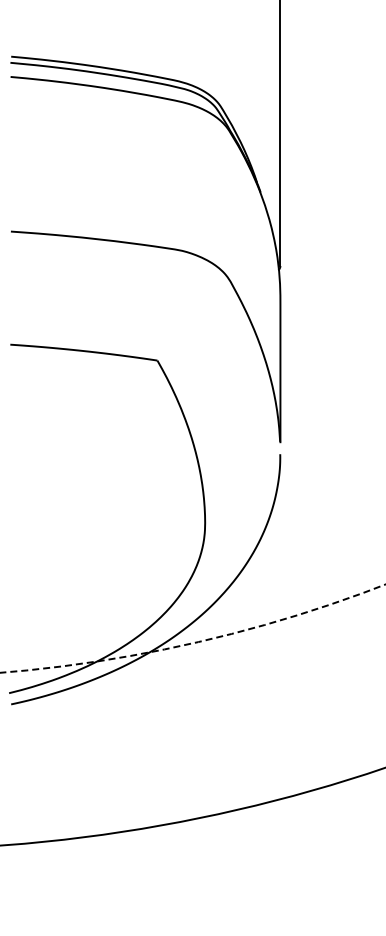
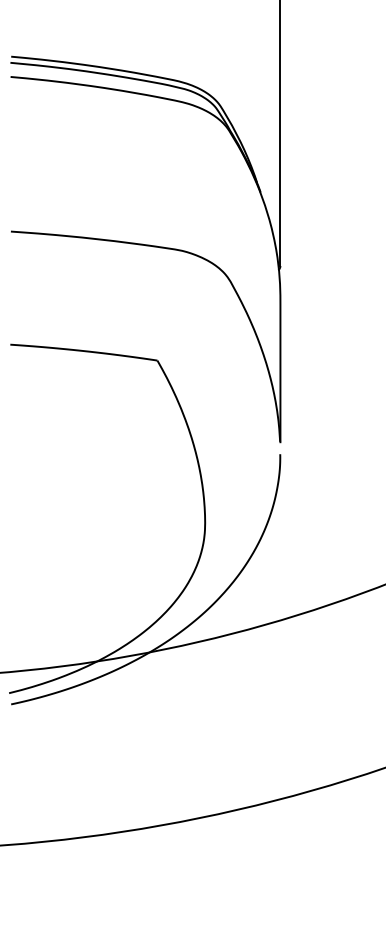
circle: dashed -> solid (192, 628)
